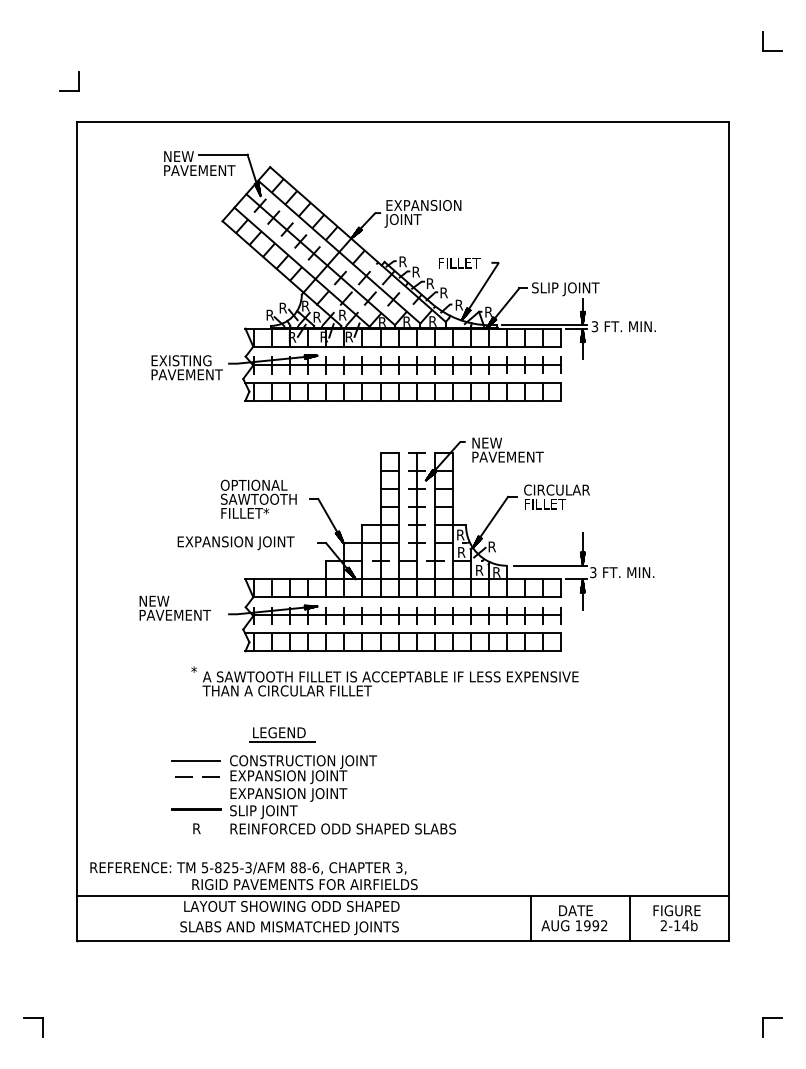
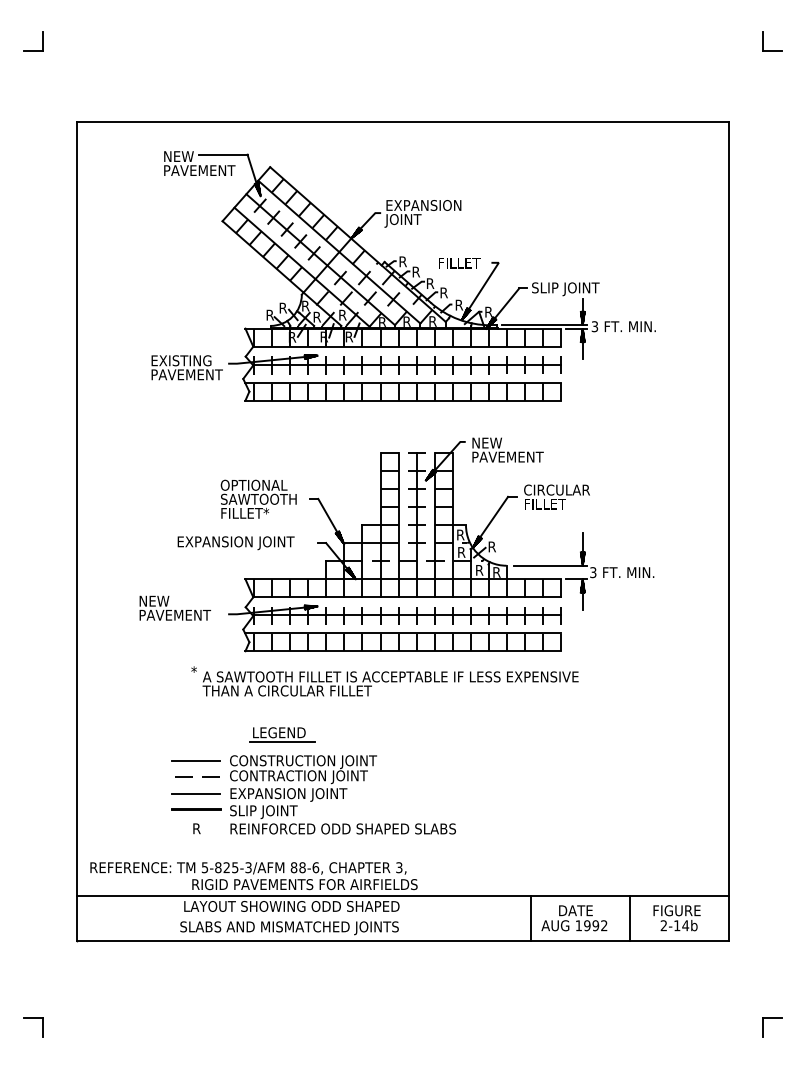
part position: (78, 81) -> (42, 41) (42, 41)
text: EXPANSION JOINT -> CONTRACTION JOINT (298, 777)
line: none -> present (196, 793)
